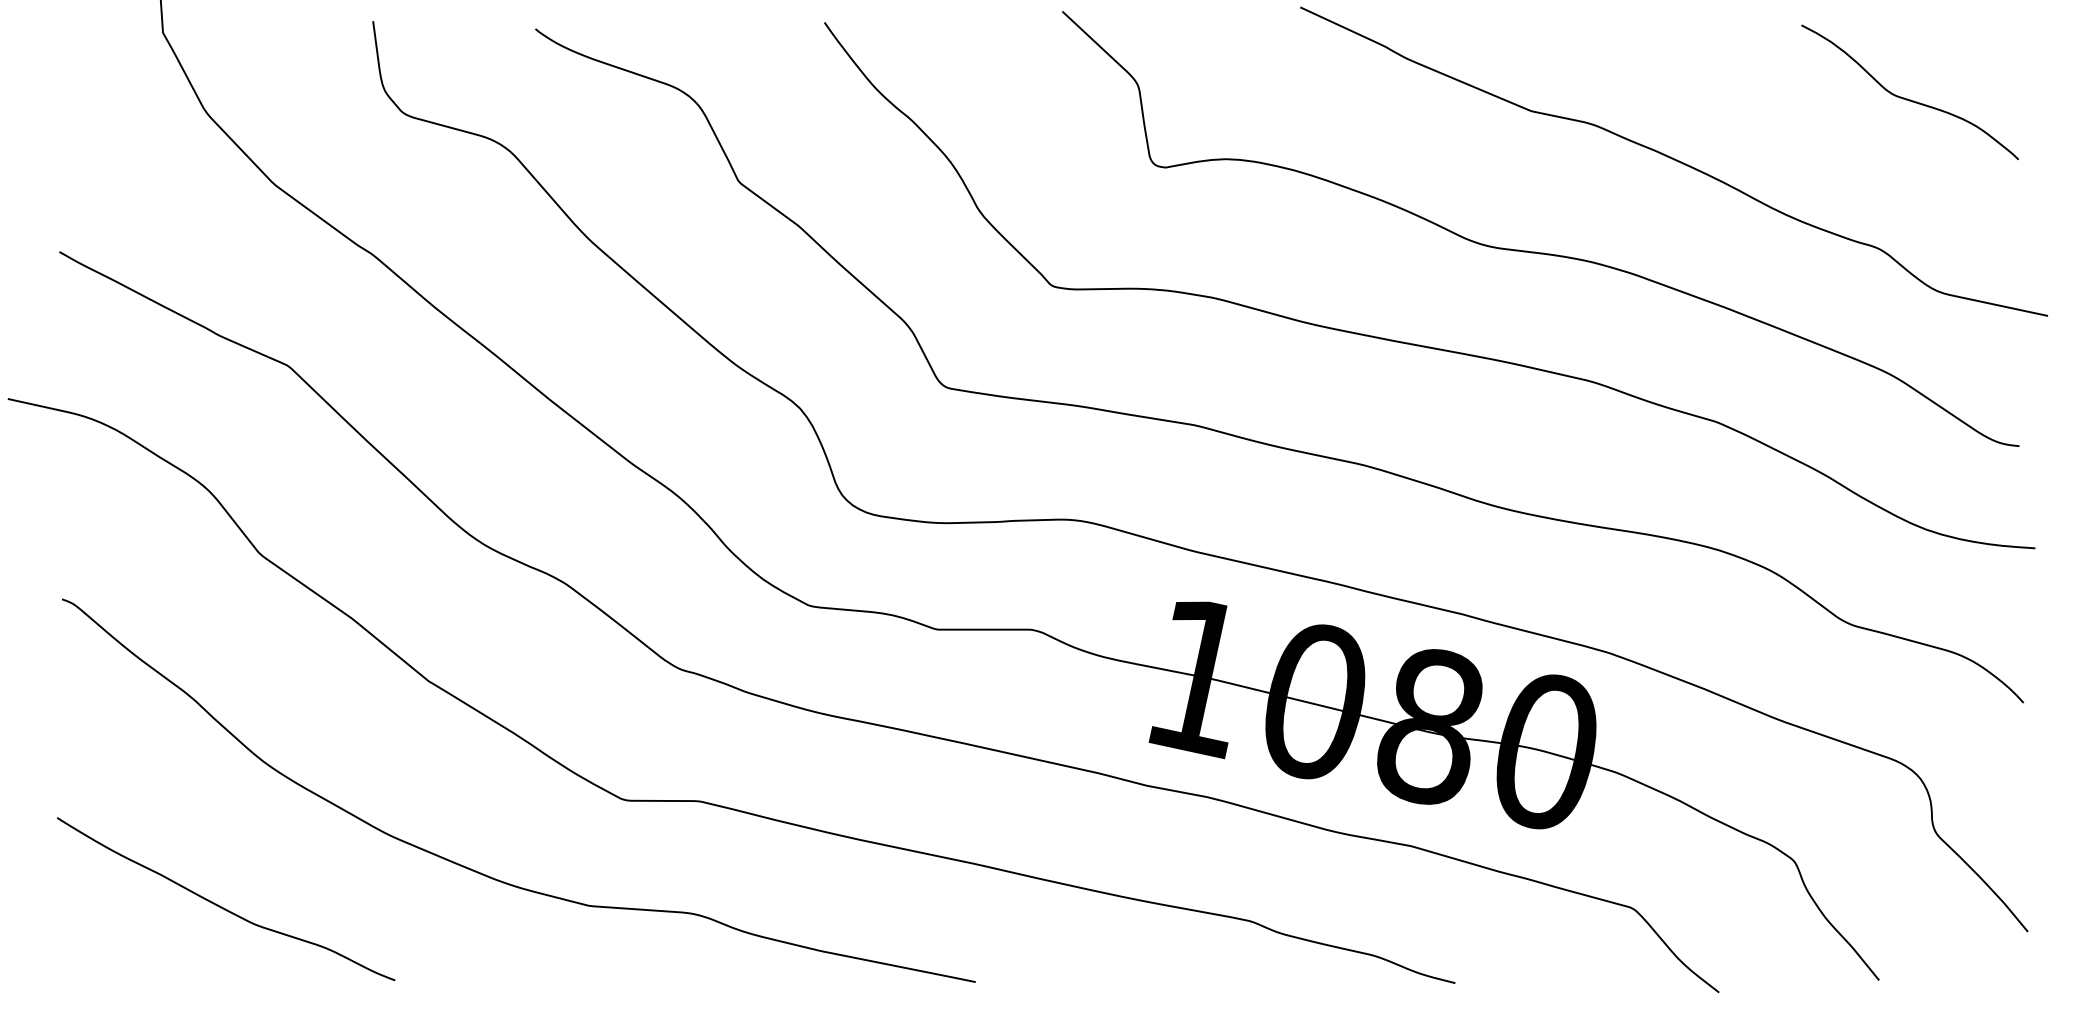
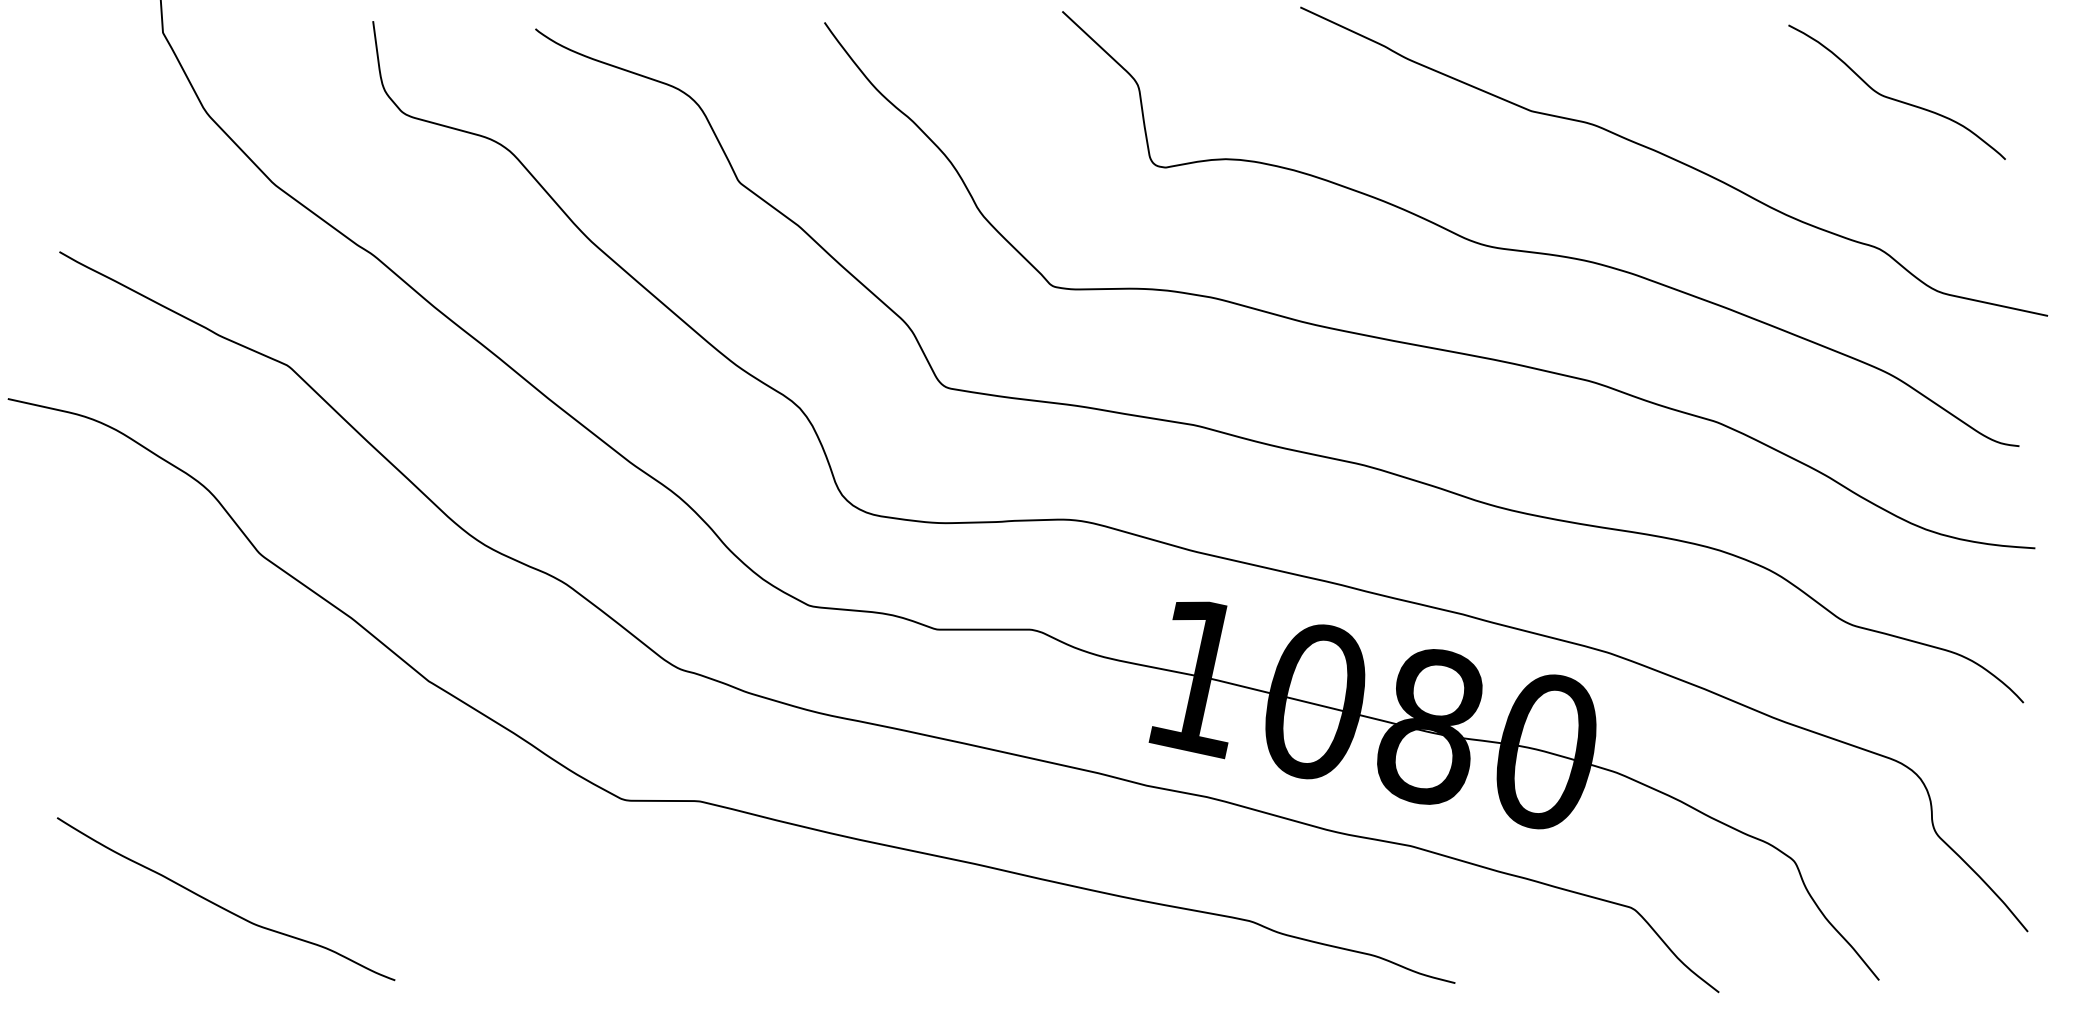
curve position: (1907, 98) -> (1894, 98) (1894, 98)
curve: present -> none (481, 872)
